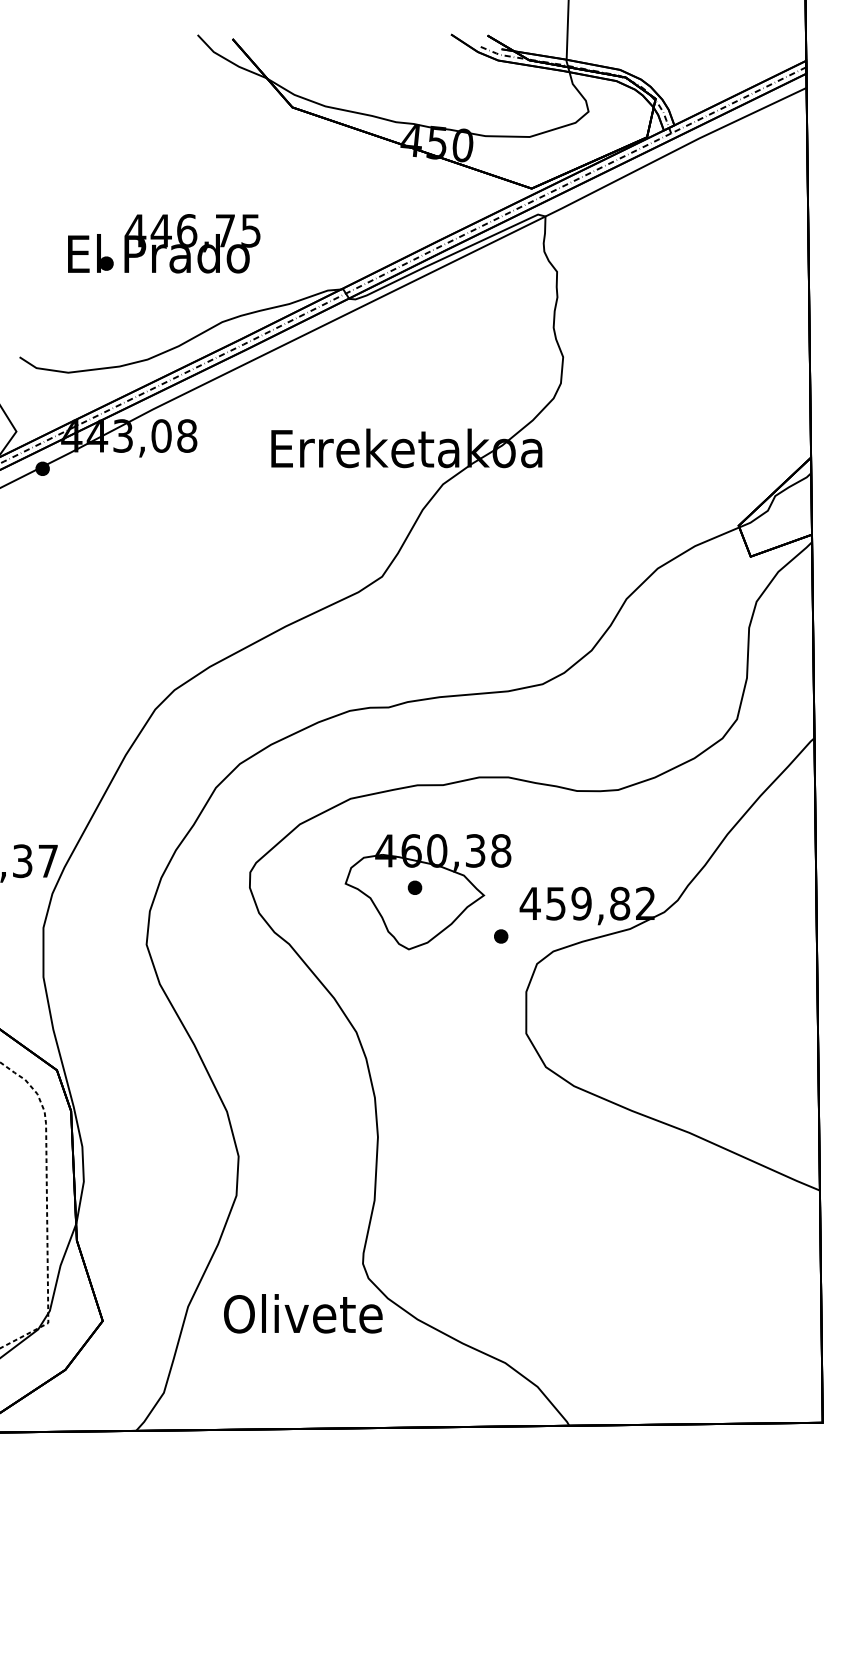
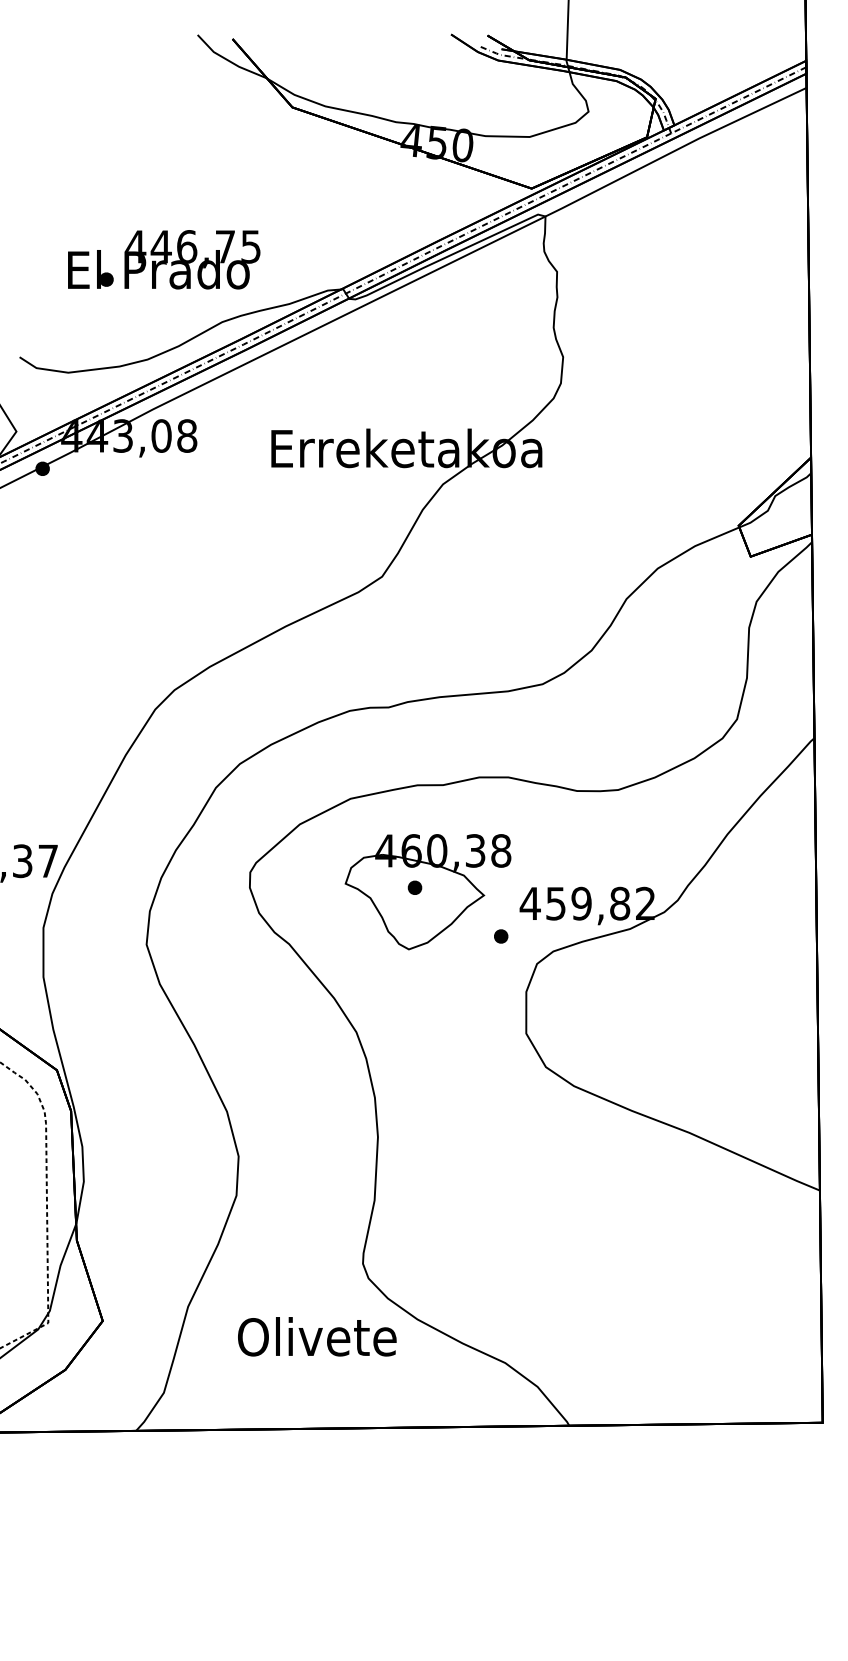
text position: (164, 243) -> (164, 259) (164, 259)
text position: (303, 1313) -> (317, 1336) (317, 1336)
